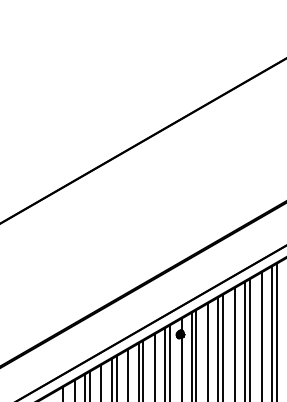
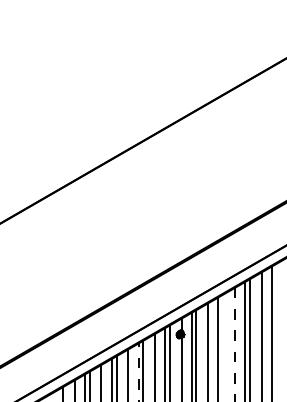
line: present -> none (276, 330)
line: solid -> dashed (234, 344)
line: present -> none (223, 346)
line: solid -> dashed (138, 372)
